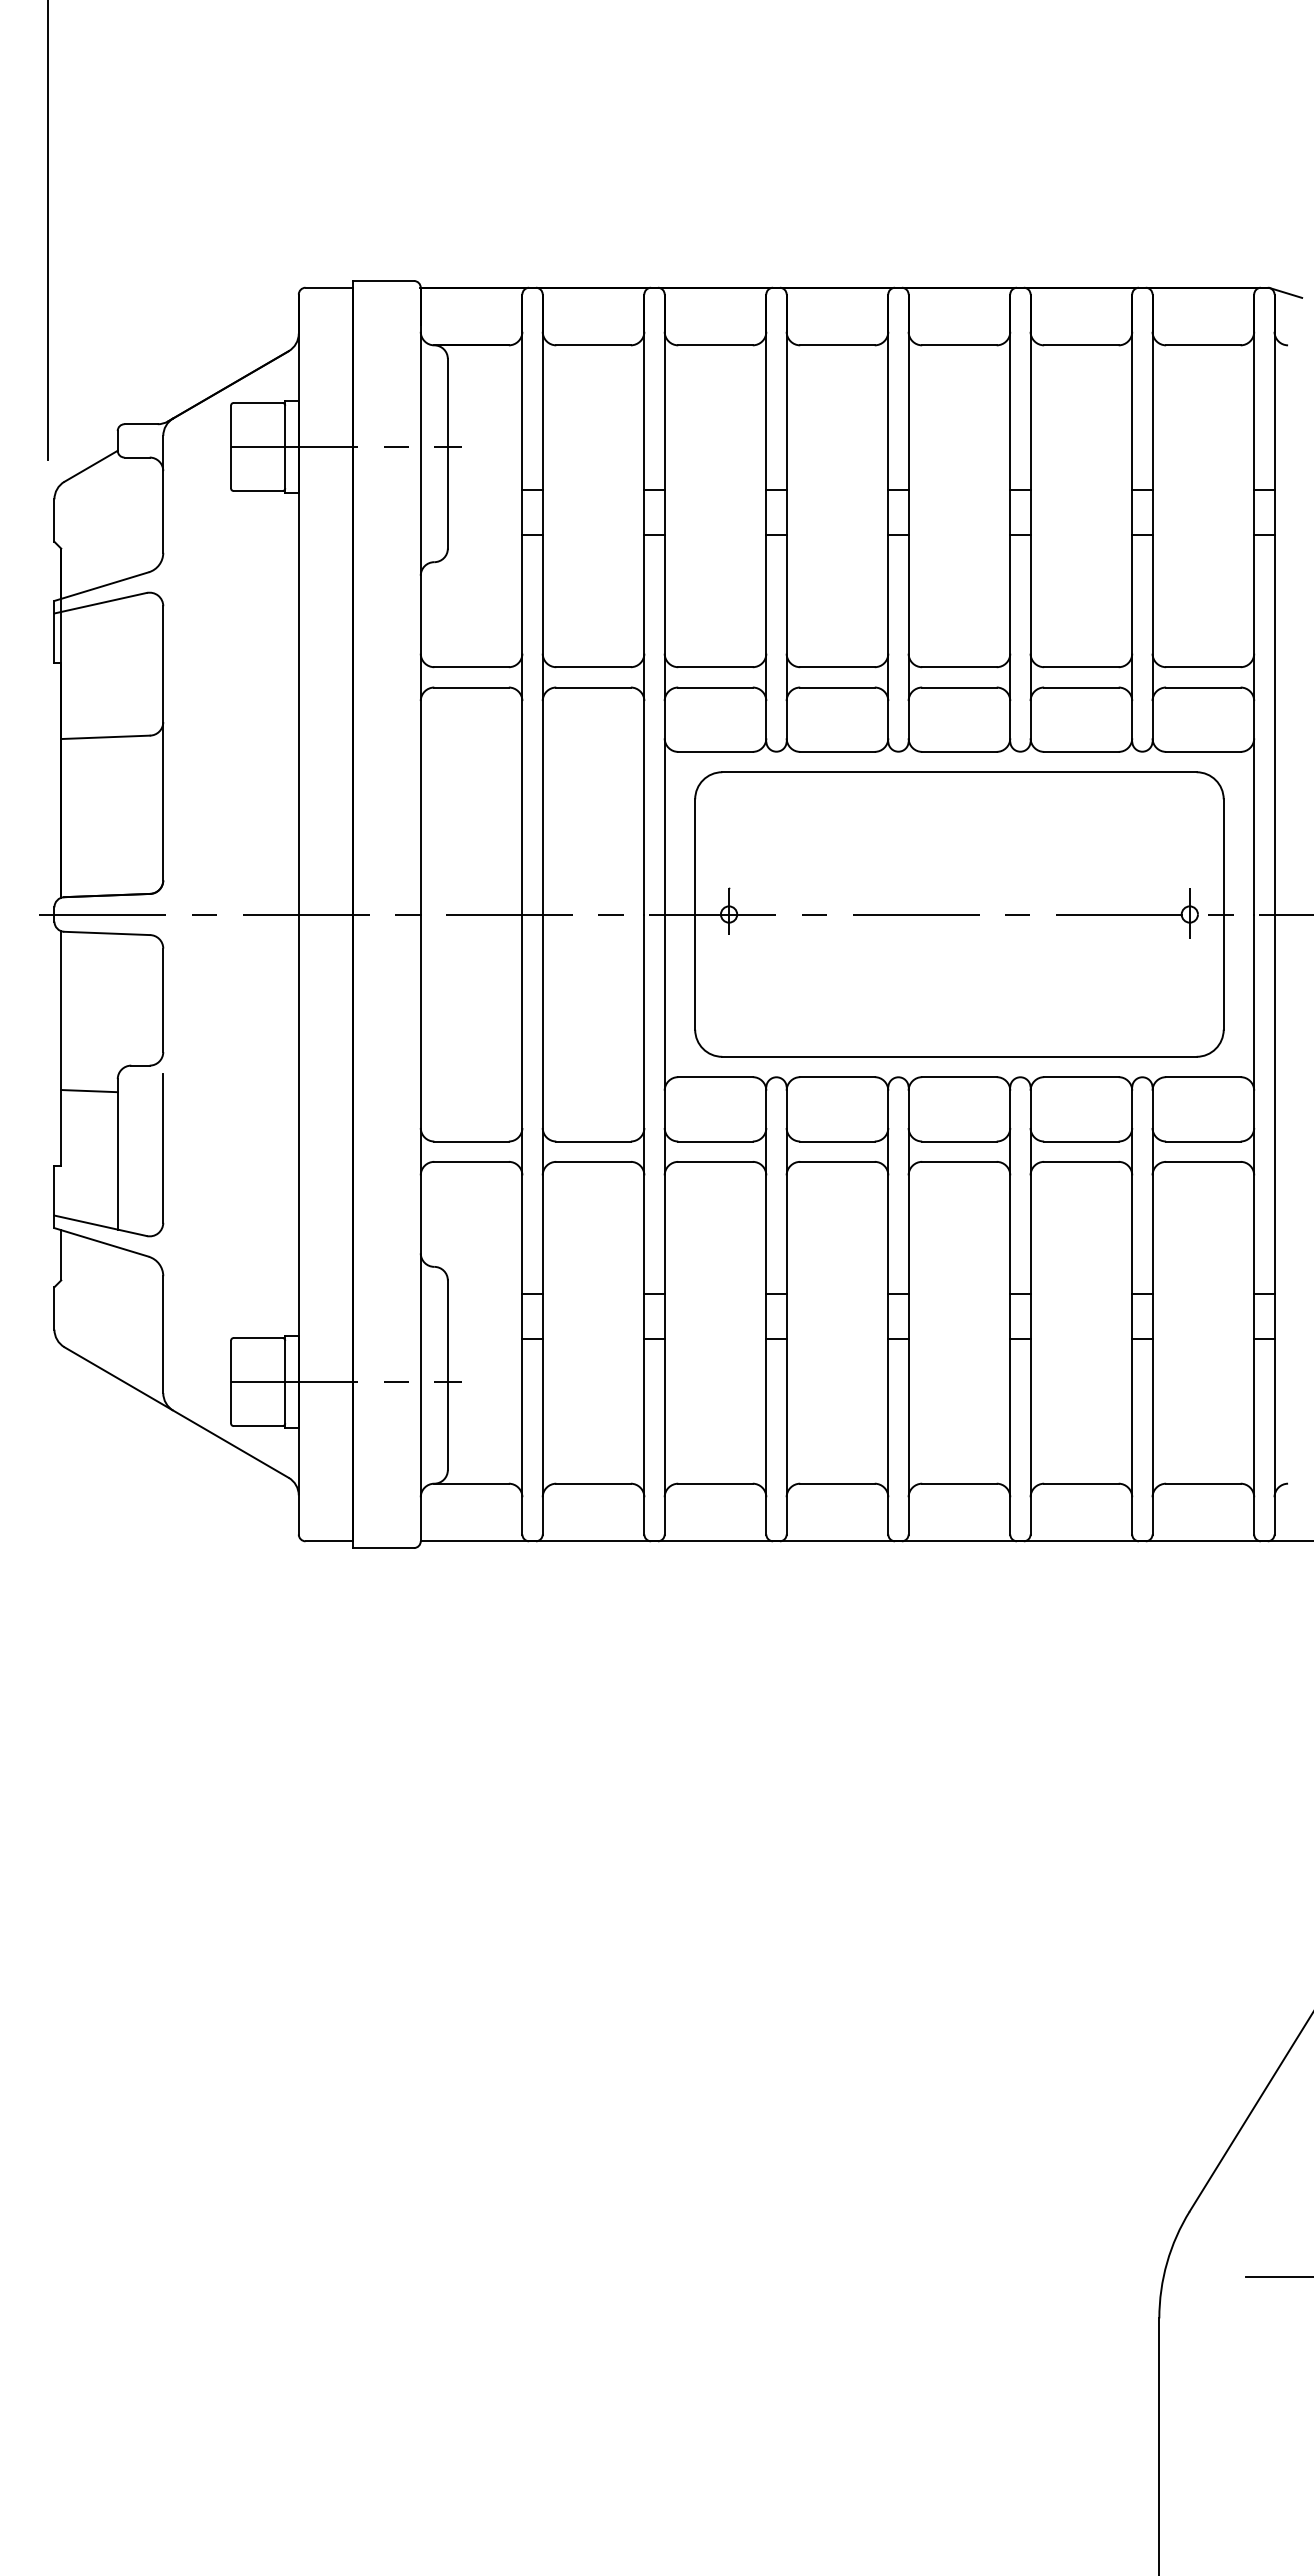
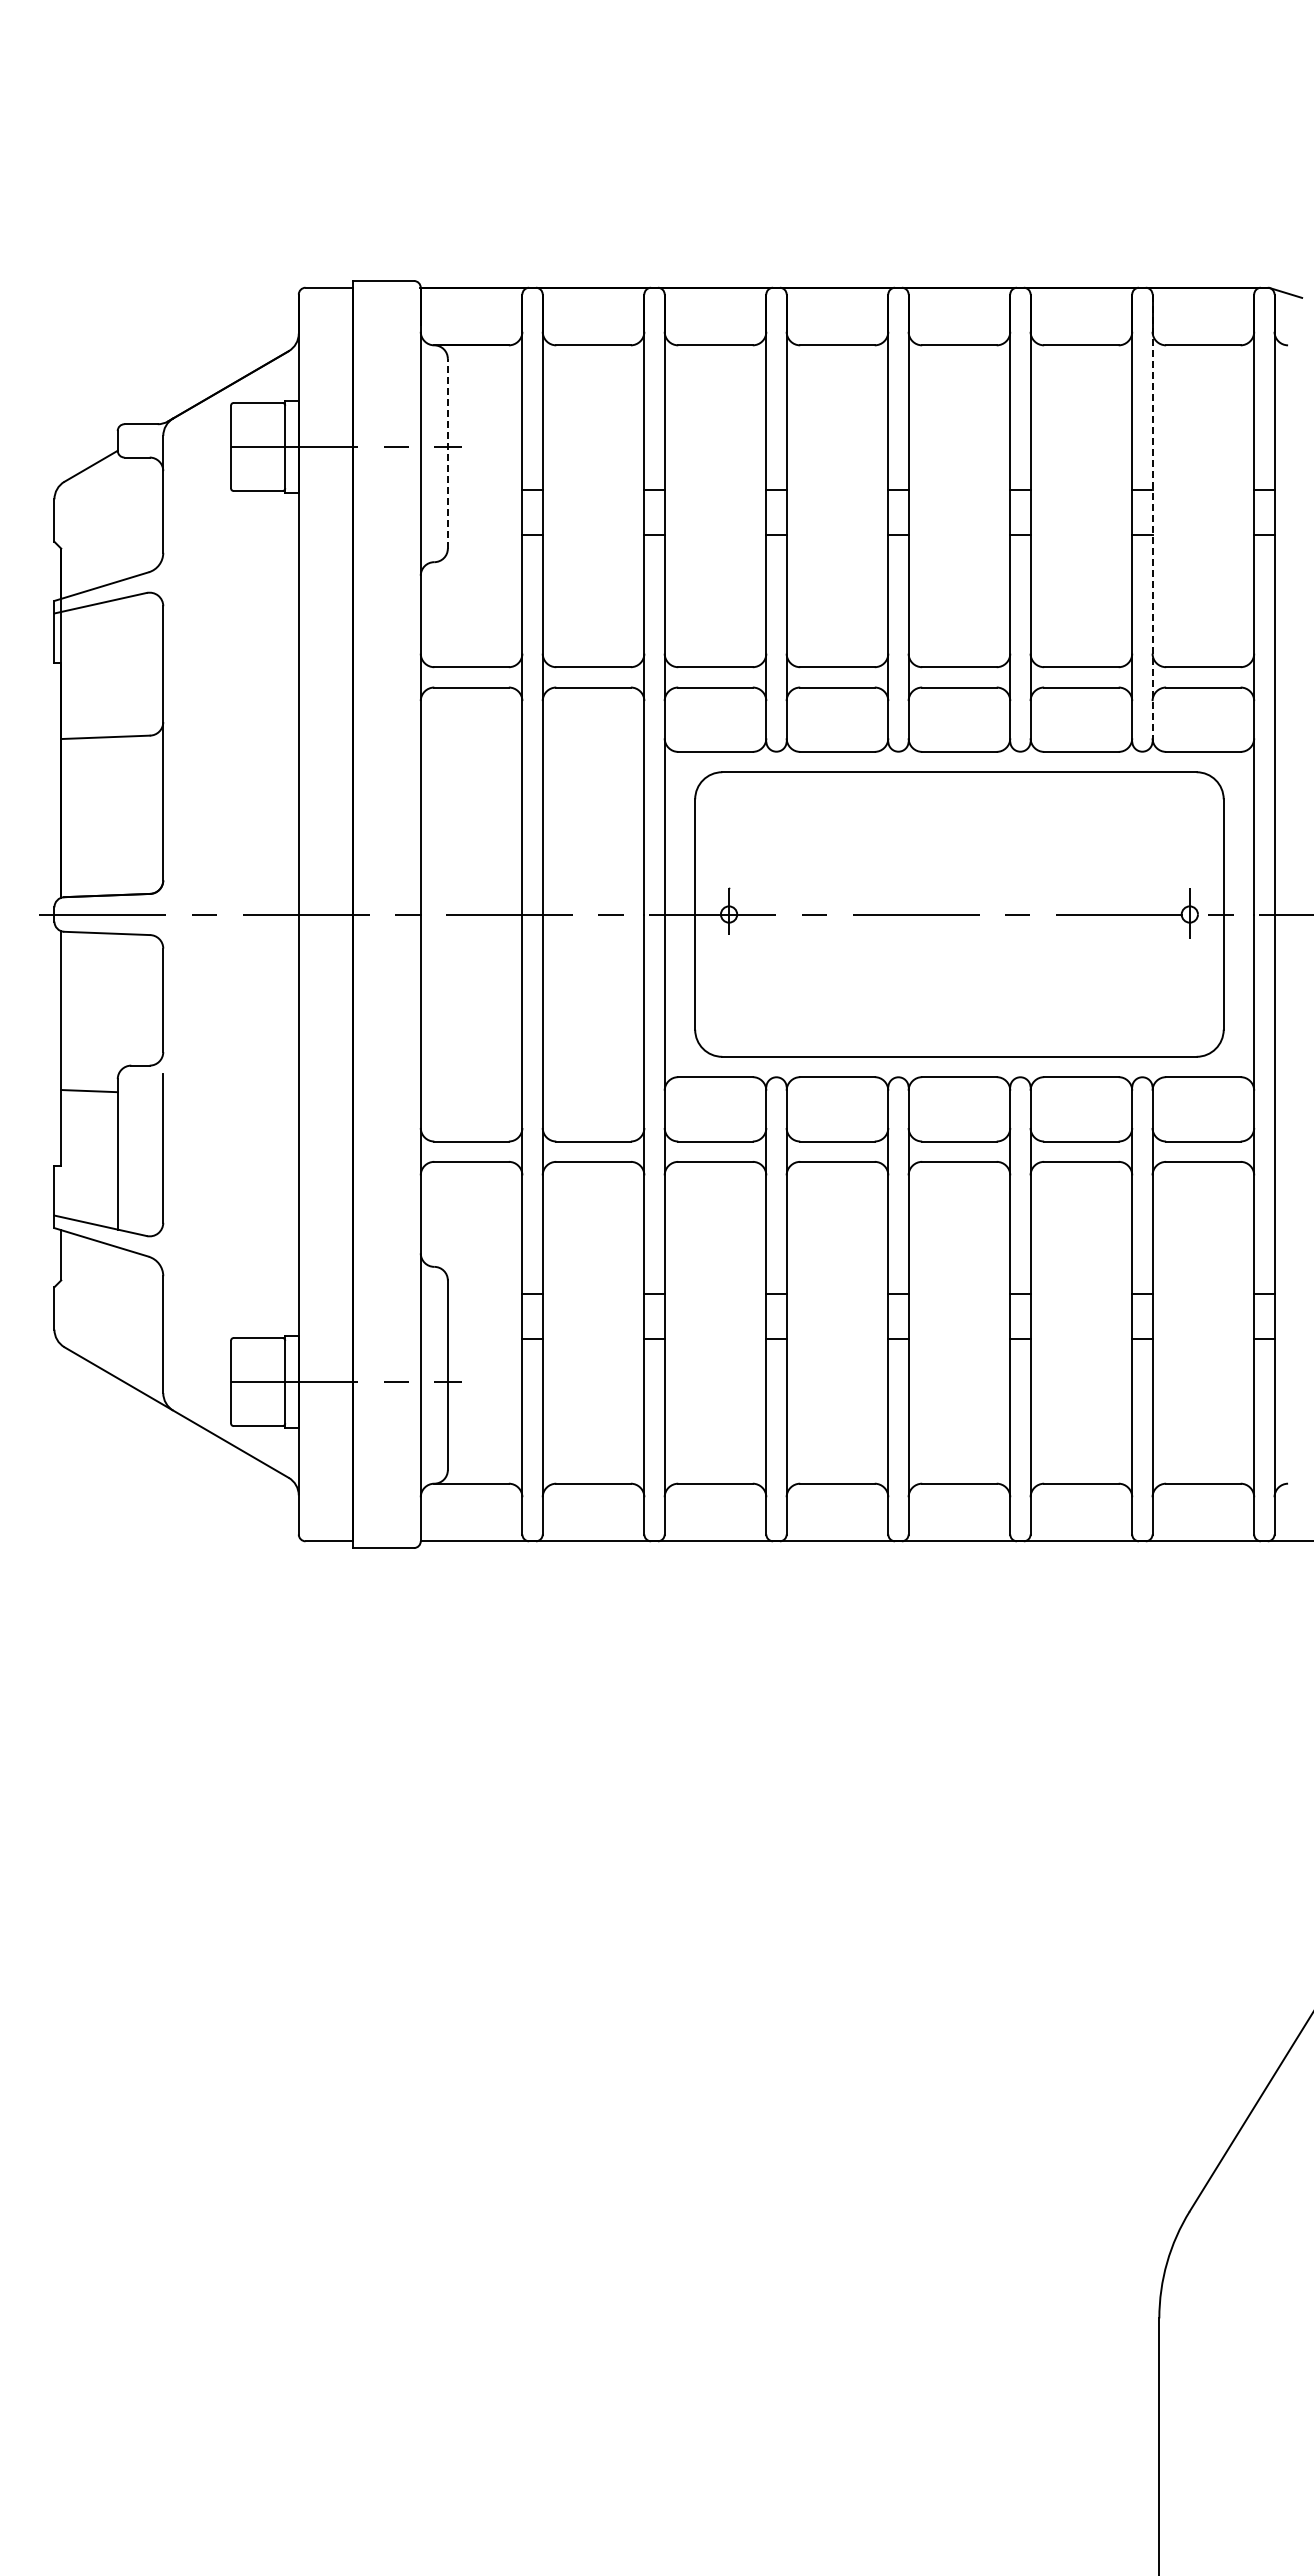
line: present -> none (48, 230)
line: solid -> dashed (447, 453)
line: solid -> dashed (1152, 518)
line: present -> none (1278, 2277)
